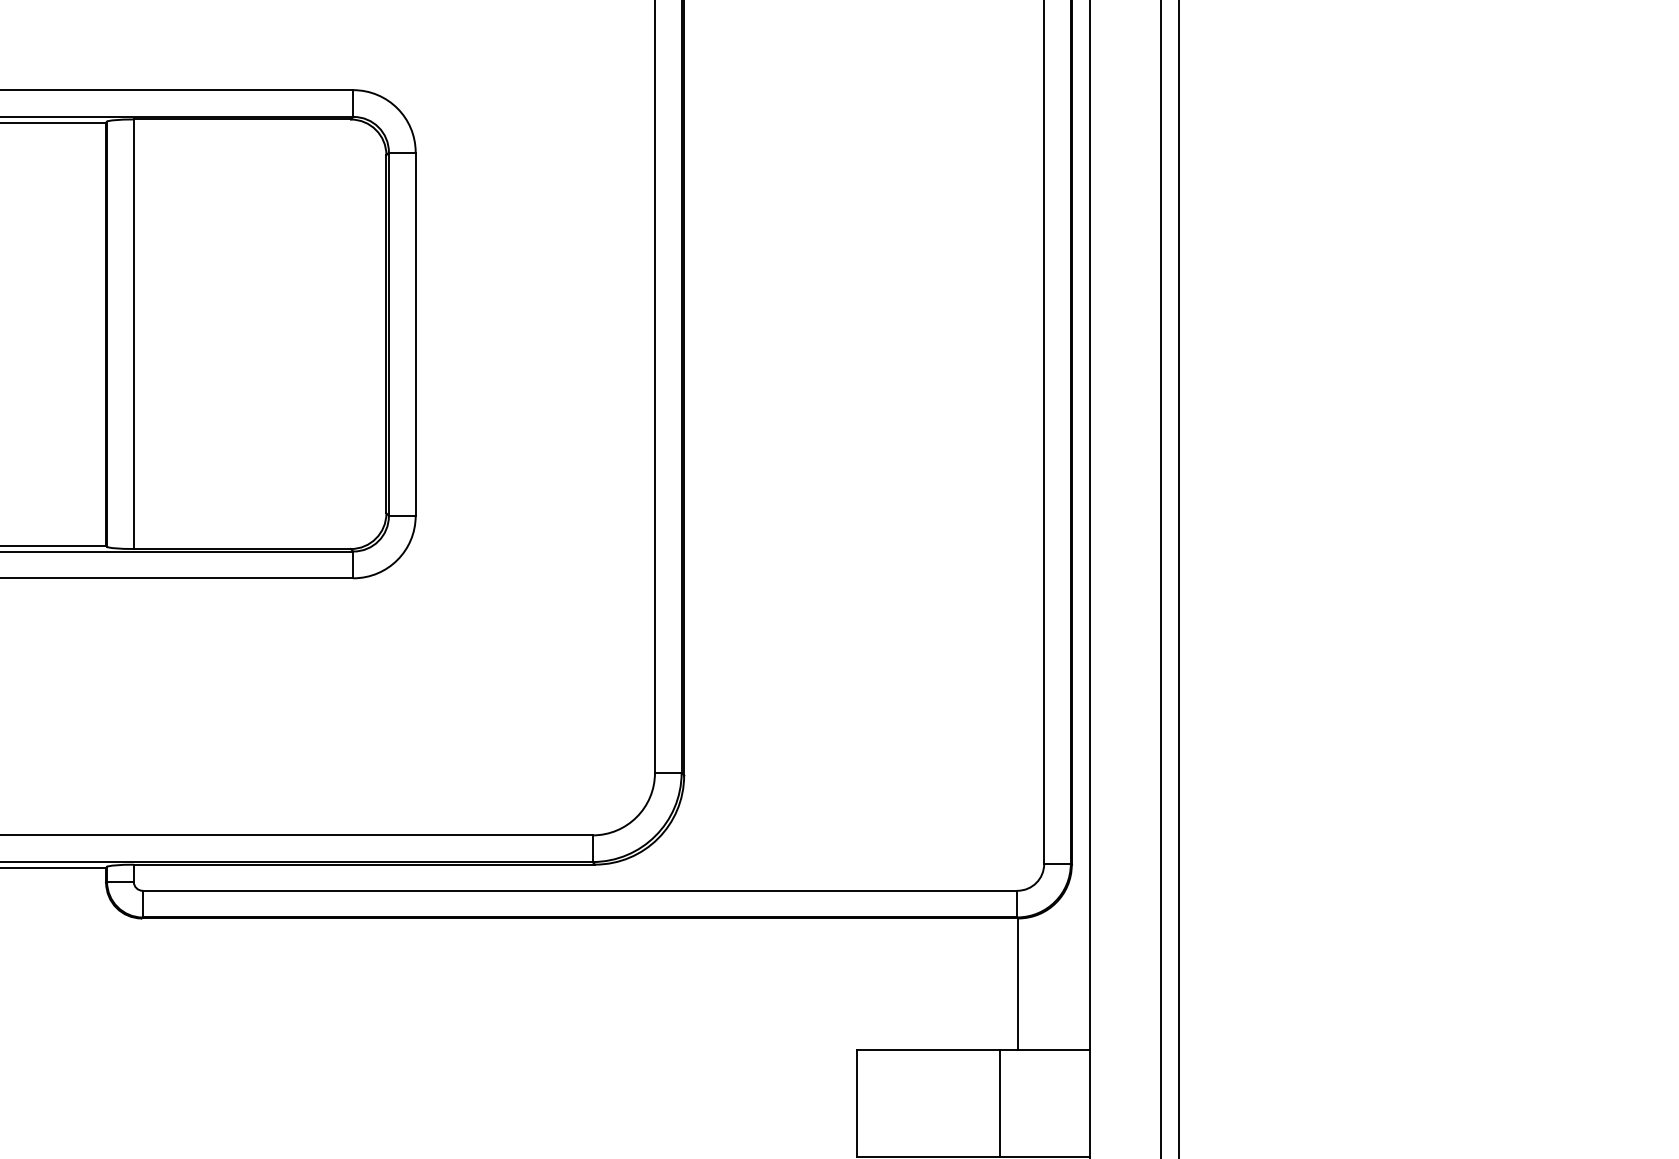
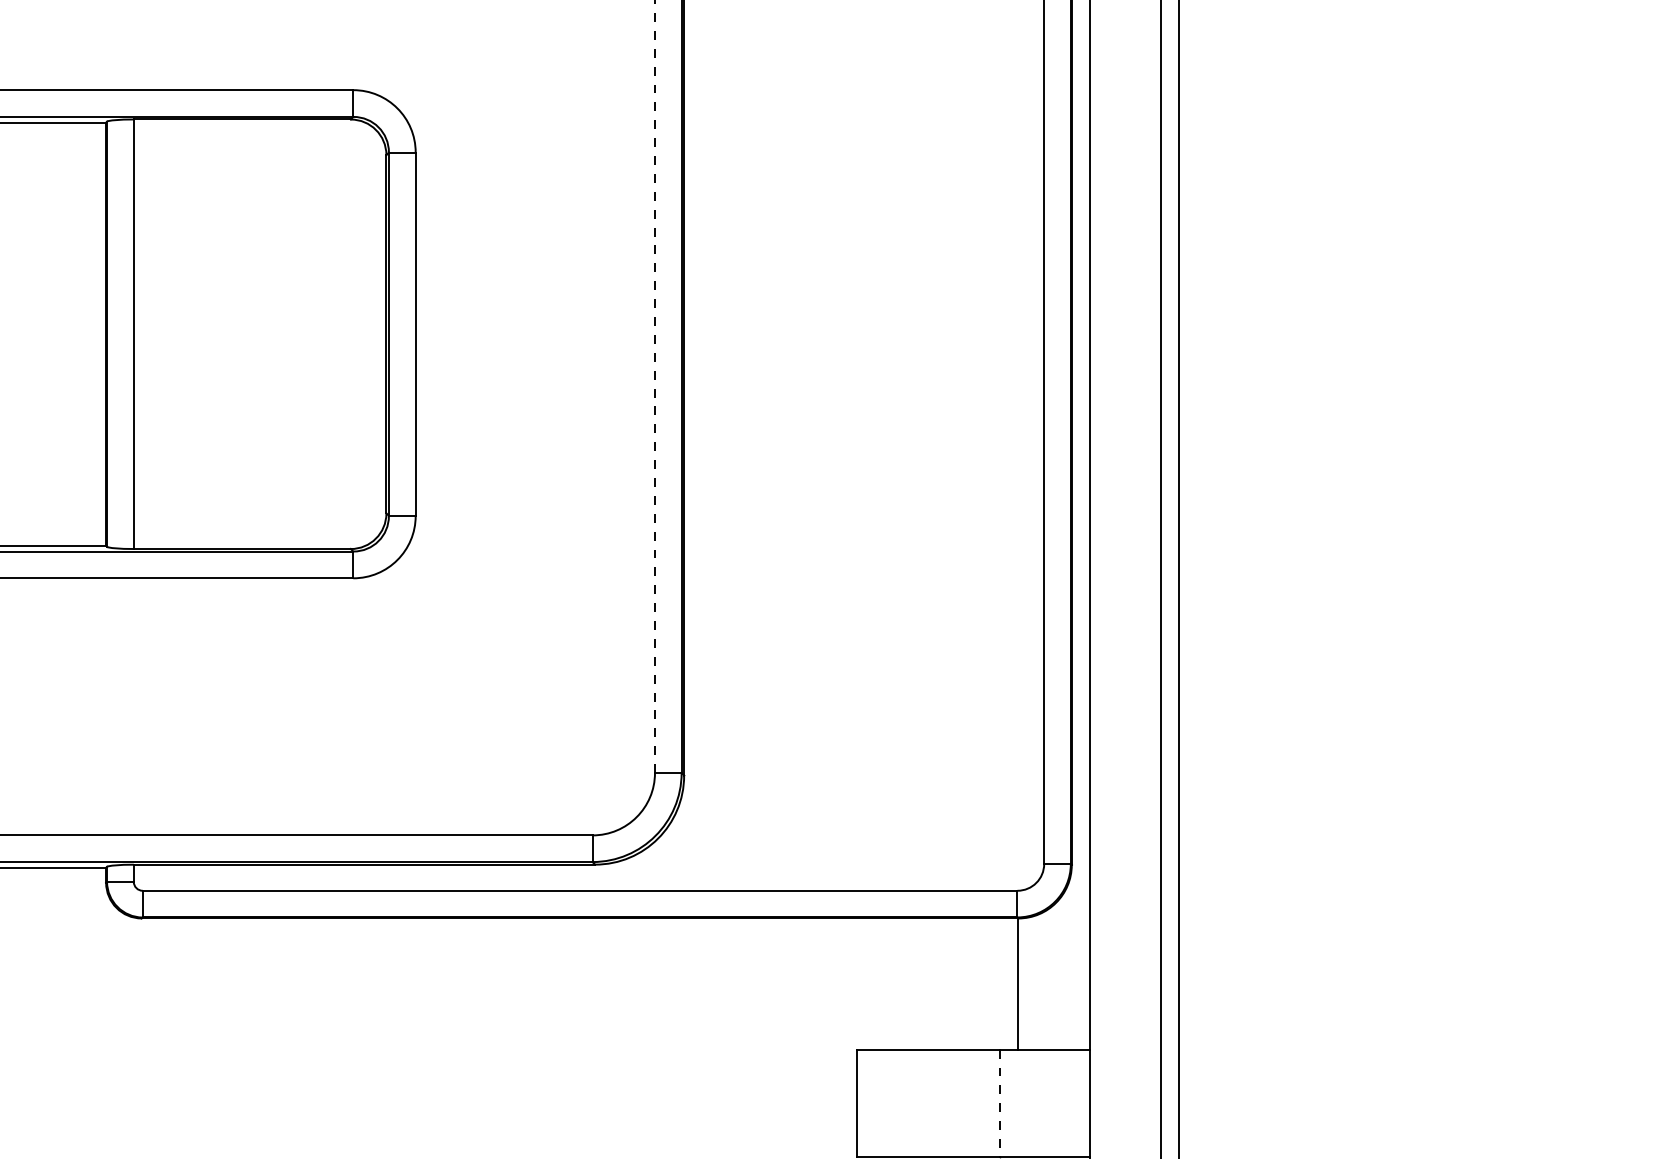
line: solid -> dashed (654, 386)
line: solid -> dashed (1000, 1103)
